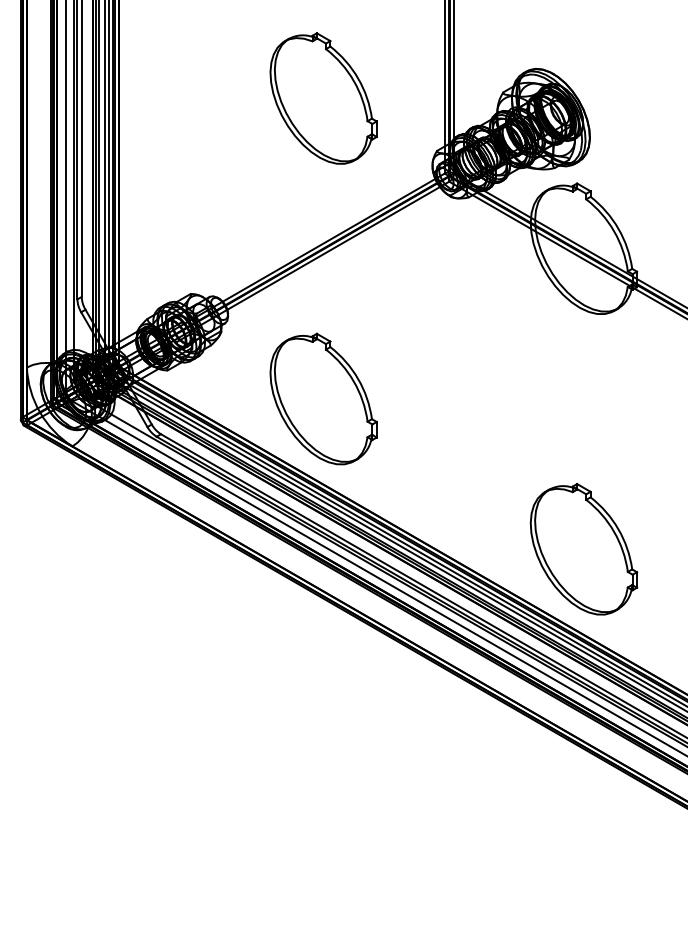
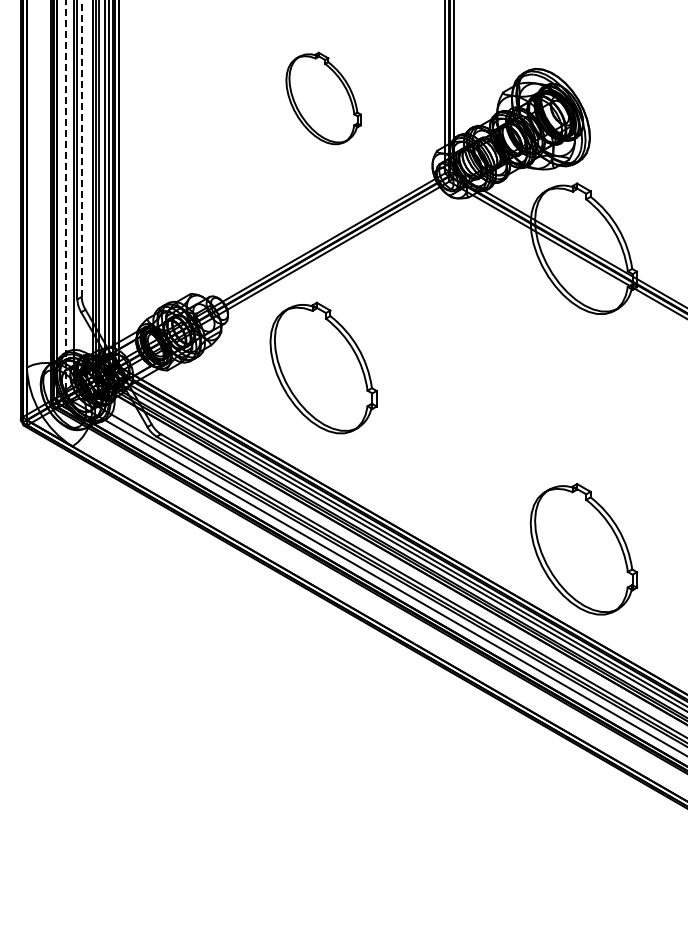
part size: 109x133 px -> 77x95 px (323, 98)
line: solid -> dashed (81, 148)
line: solid -> dashed (65, 195)
part position: (323, 398) -> (323, 367) (323, 367)
